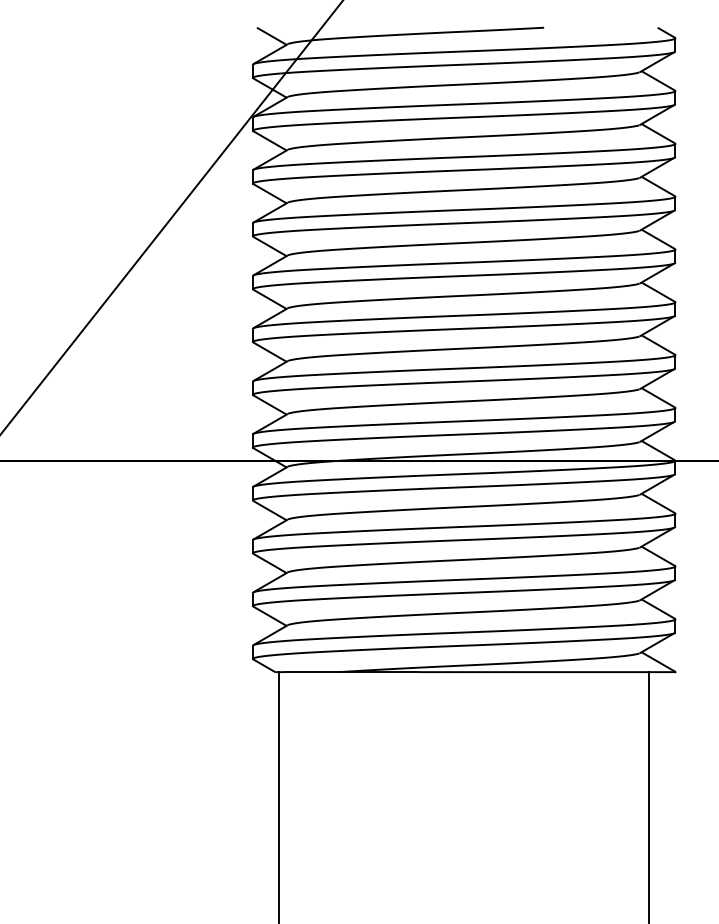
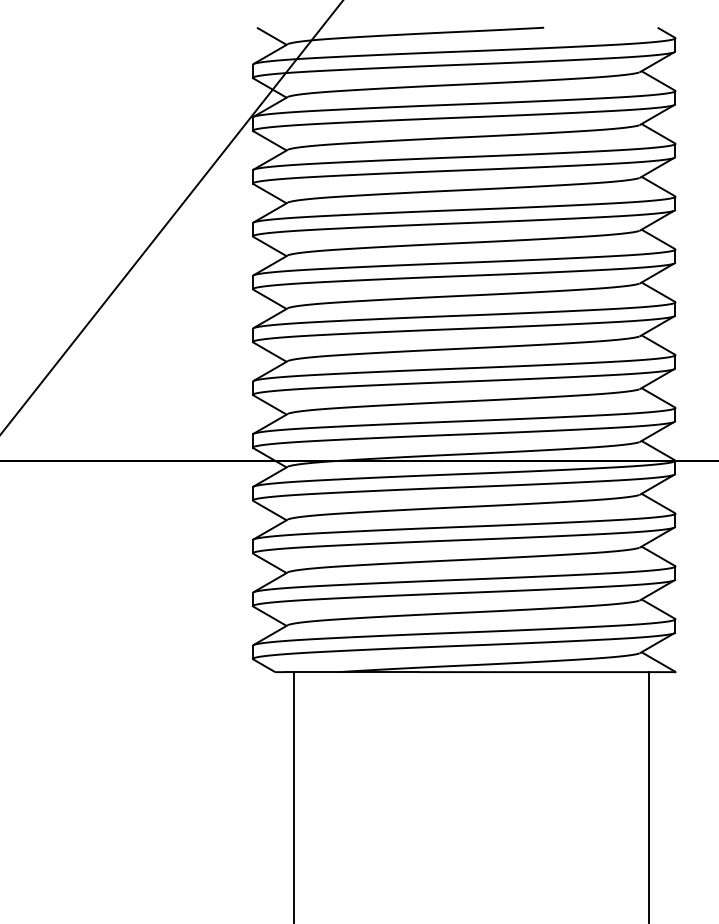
line position: (279, 796) -> (294, 796) (294, 796)
